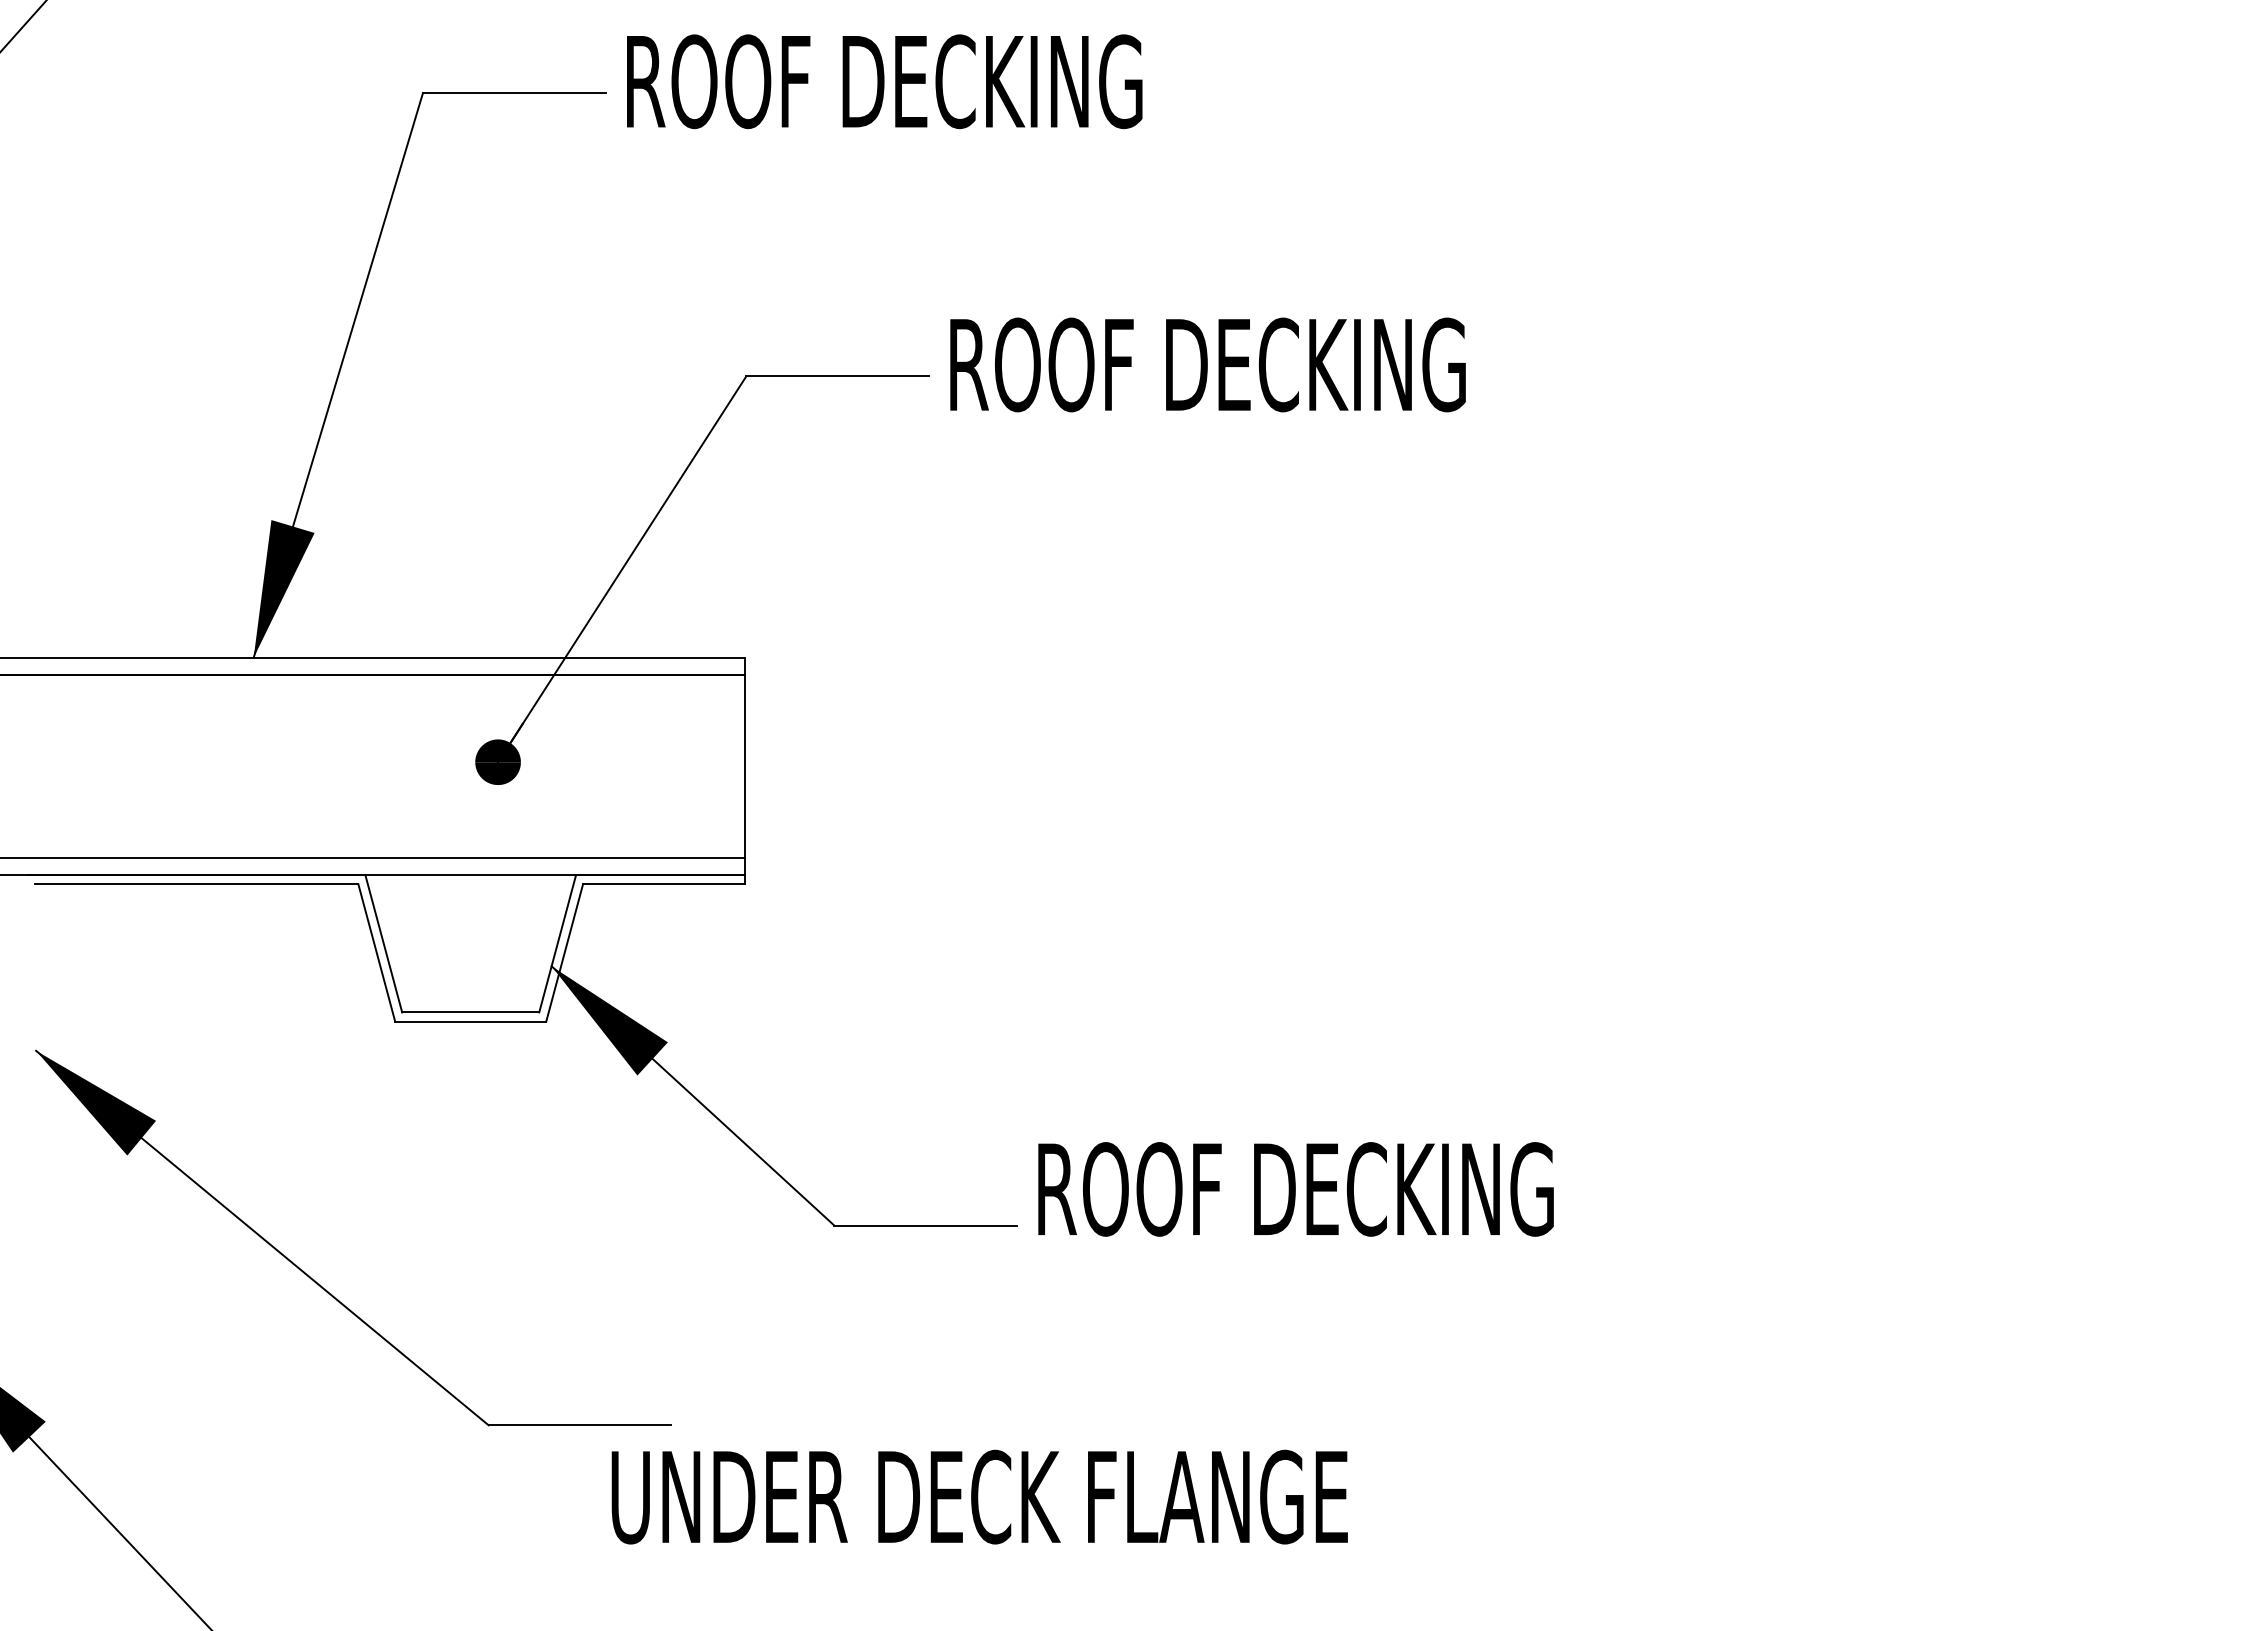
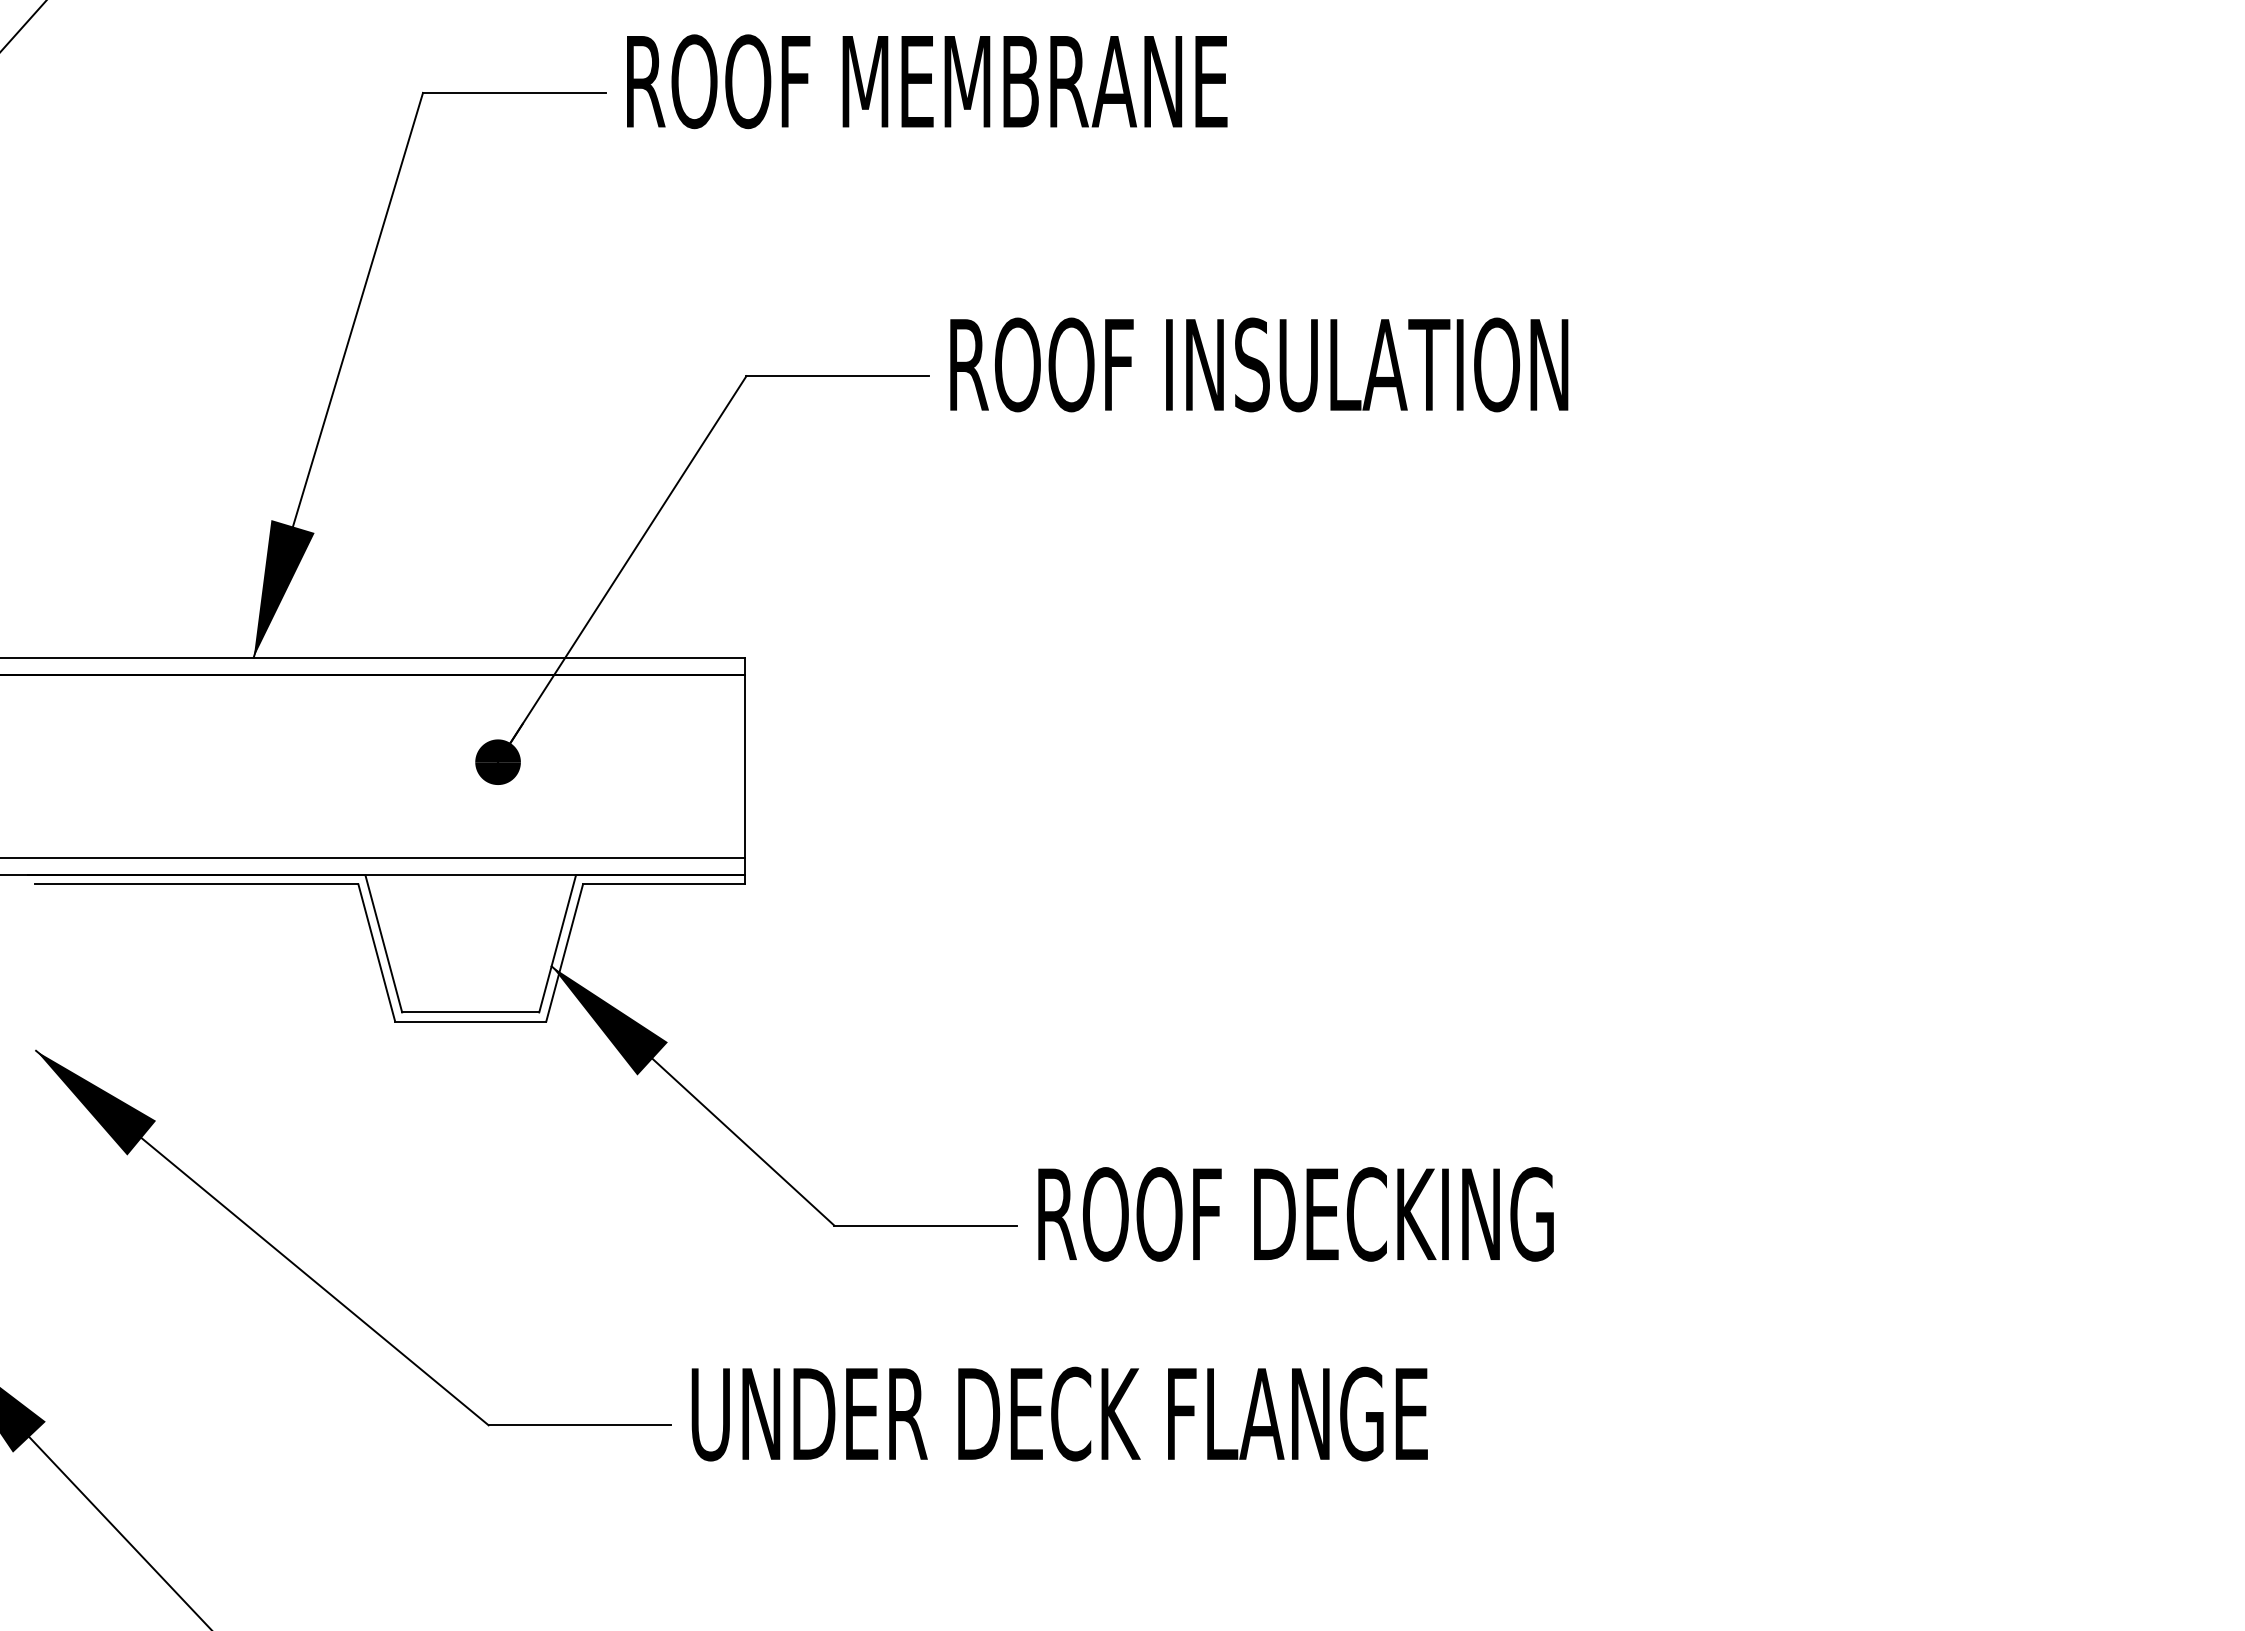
text: ROOF DECKING -> ROOF MEMBRANE (1038, 81)
text: ROOF DECKING -> ROOF INSULATION (1370, 364)
text position: (1295, 1189) -> (1295, 1214) (1295, 1214)
text position: (979, 1496) -> (1059, 1413) (1059, 1413)
